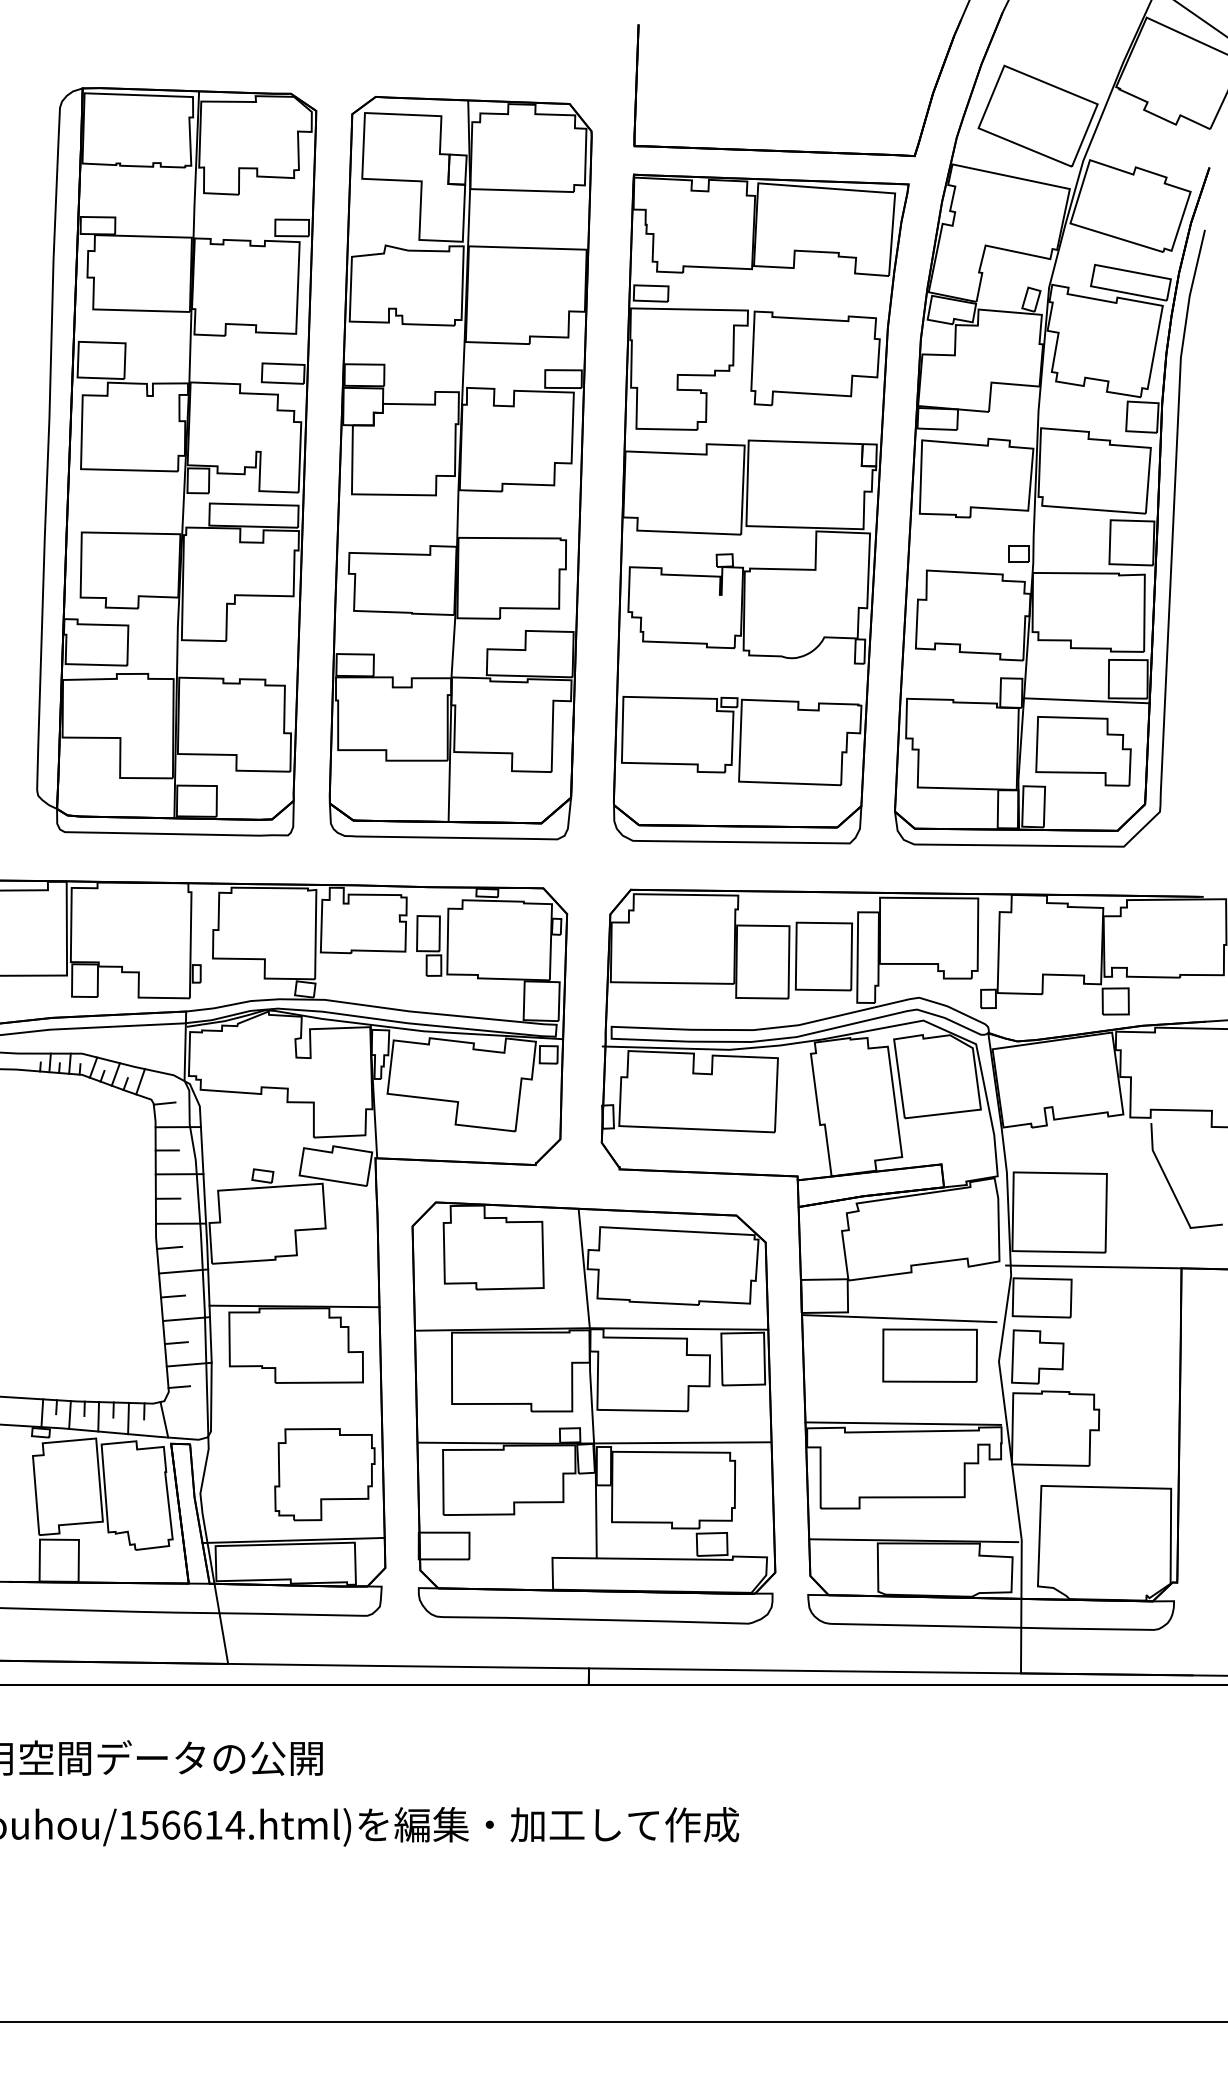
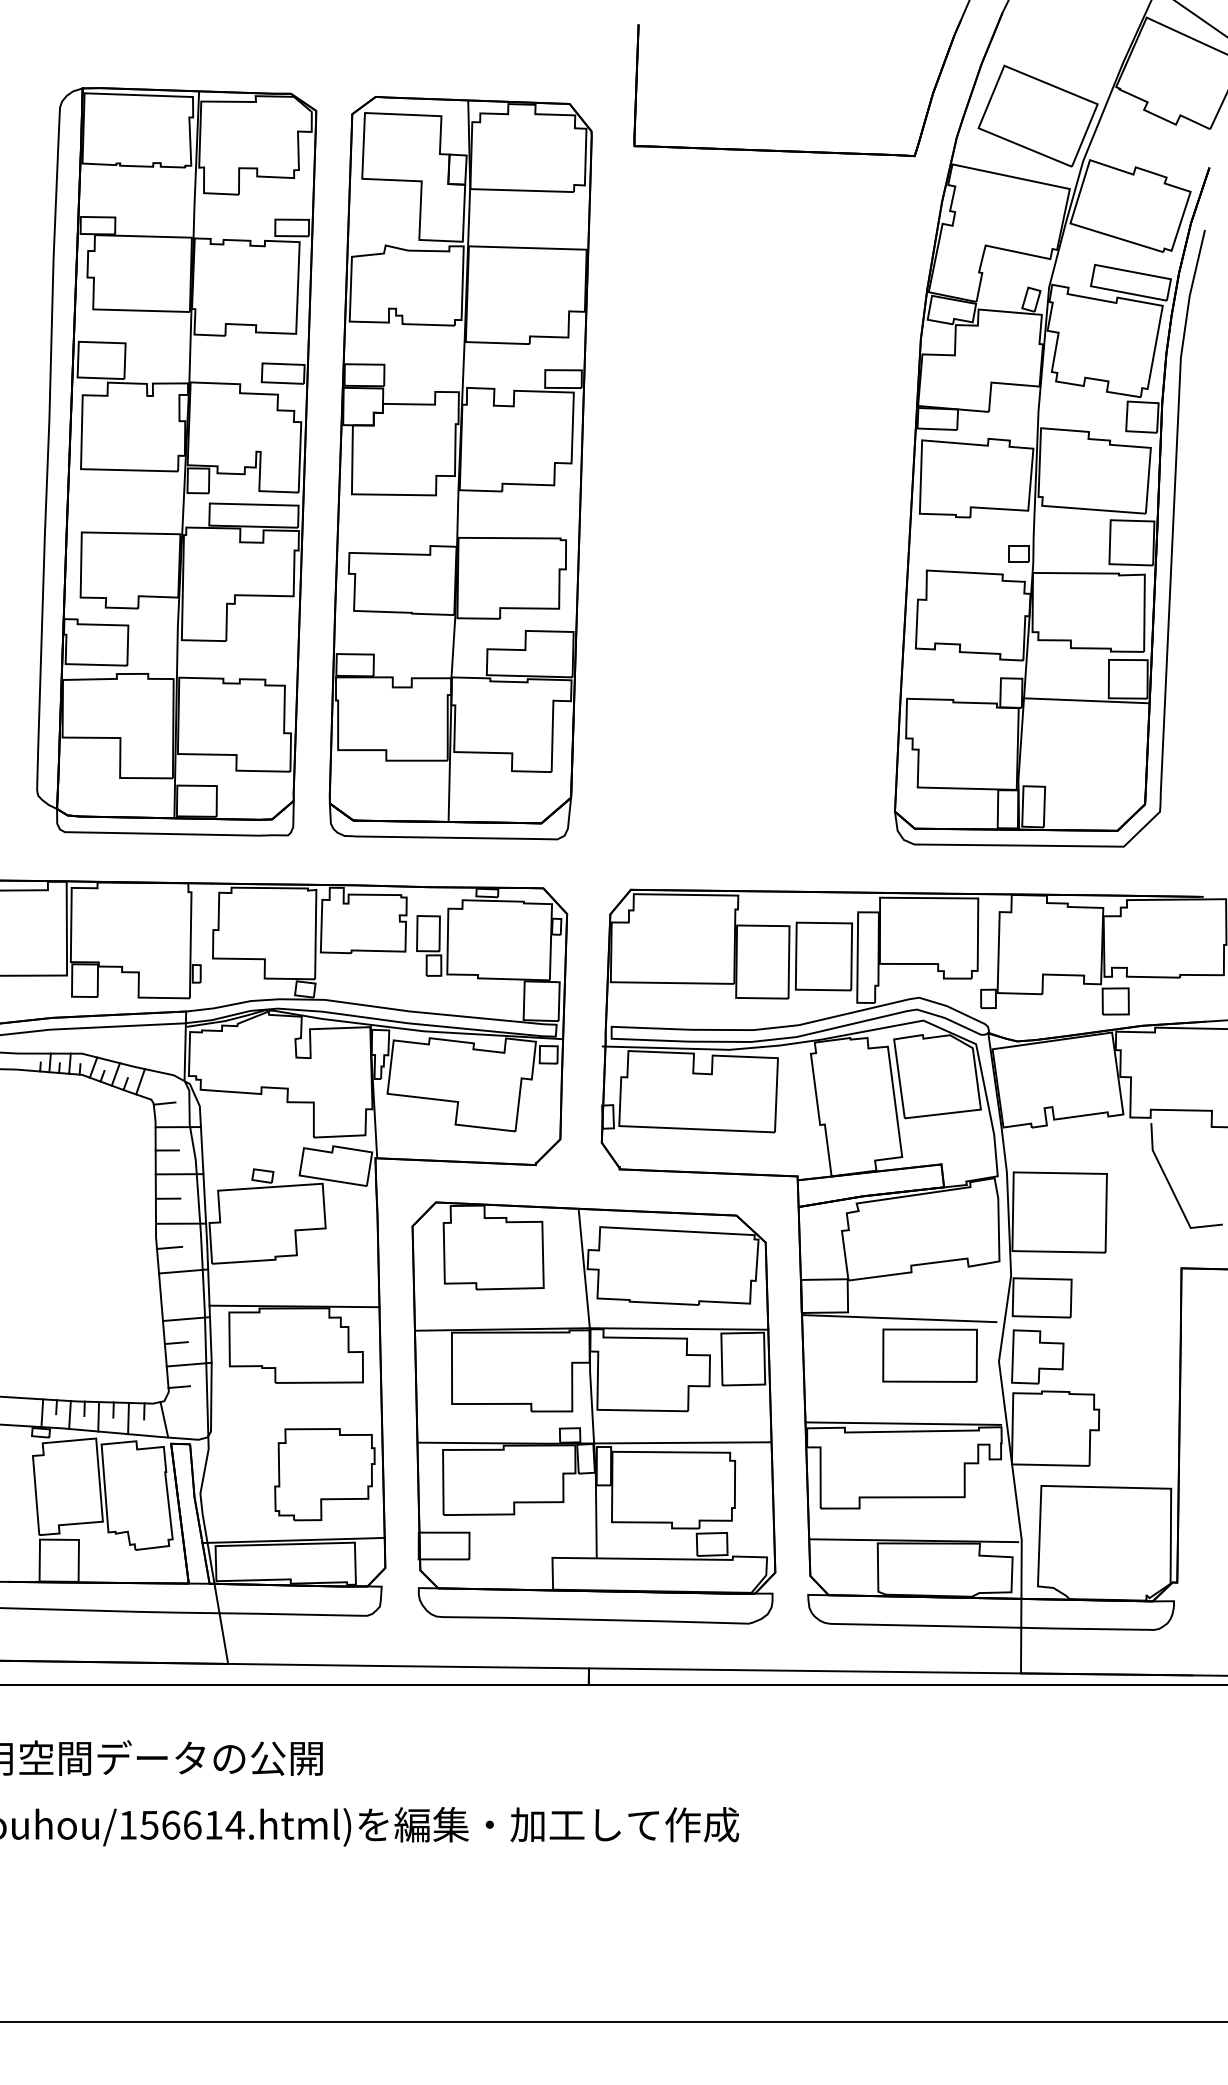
part: present -> none (760, 508)
part: present -> none (1083, 751)
line: present -> none (1093, 1266)
line: present -> none (173, 1296)
